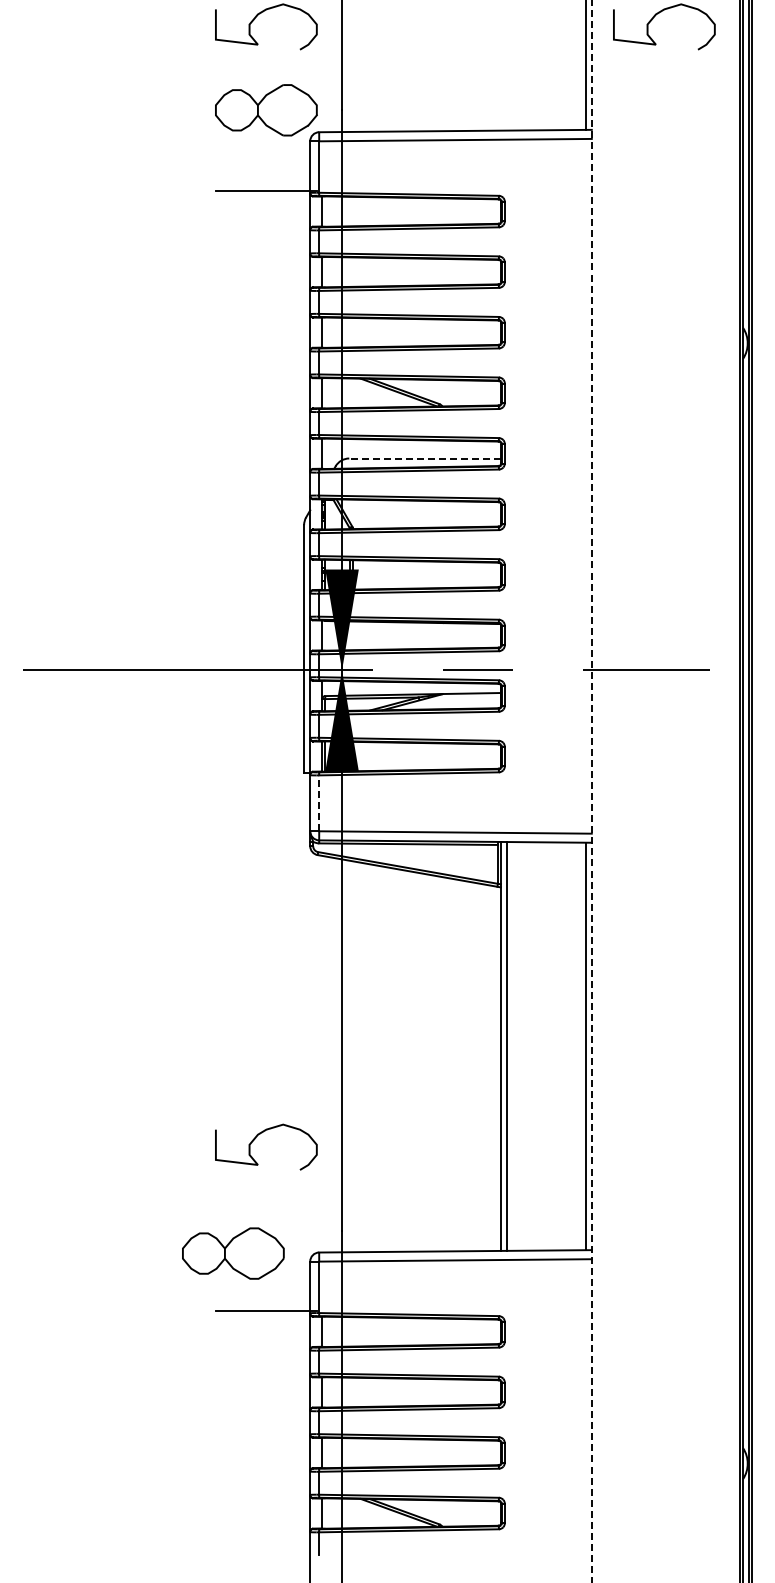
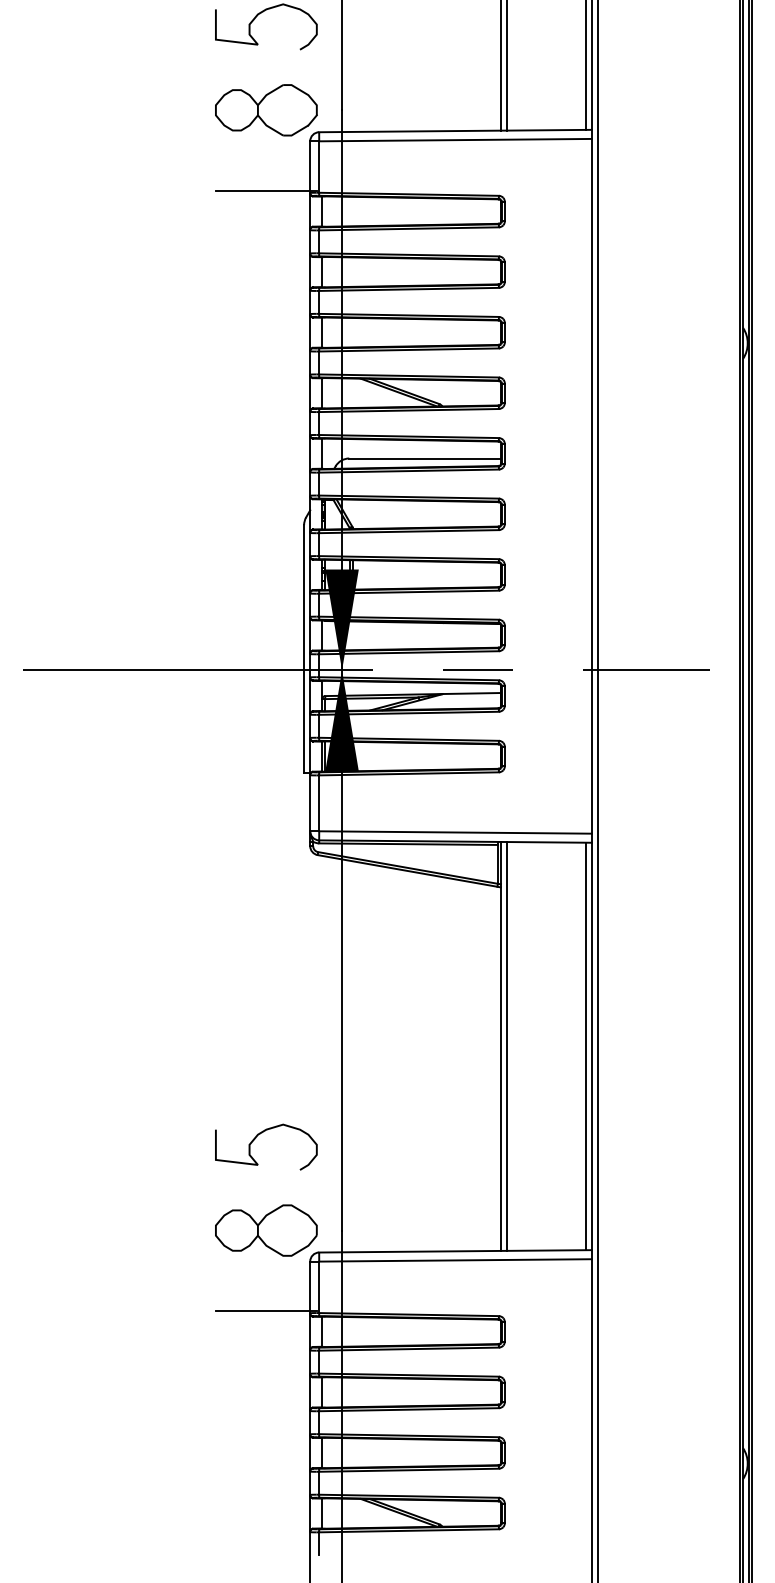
curve: present -> none (652, 20)
line: none -> present (500, 66)
line: none -> present (506, 66)
line: dashed -> solid (424, 458)
line: dashed -> solid (591, 790)
line: none -> present (597, 790)
line: dashed -> solid (319, 803)
part position: (233, 1253) -> (266, 1230) (266, 1230)
